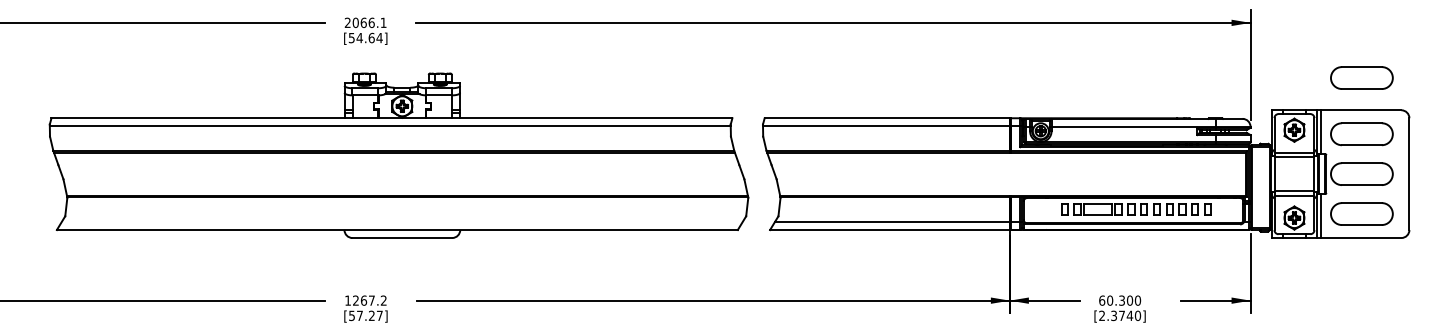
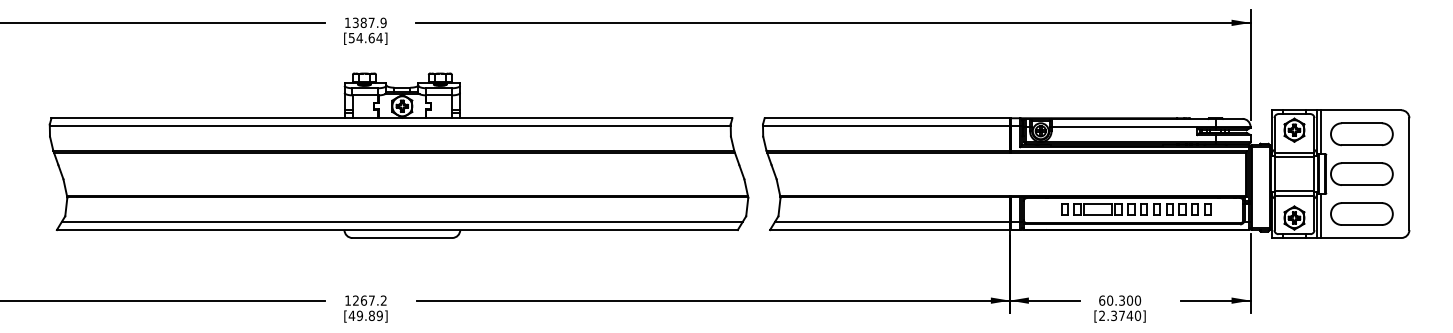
text: 2066.1 -> 1387.9 (365, 22)
part: present -> none (1361, 77)
line: none -> present (401, 222)
text: [57.27] -> [49.89] (365, 315)
